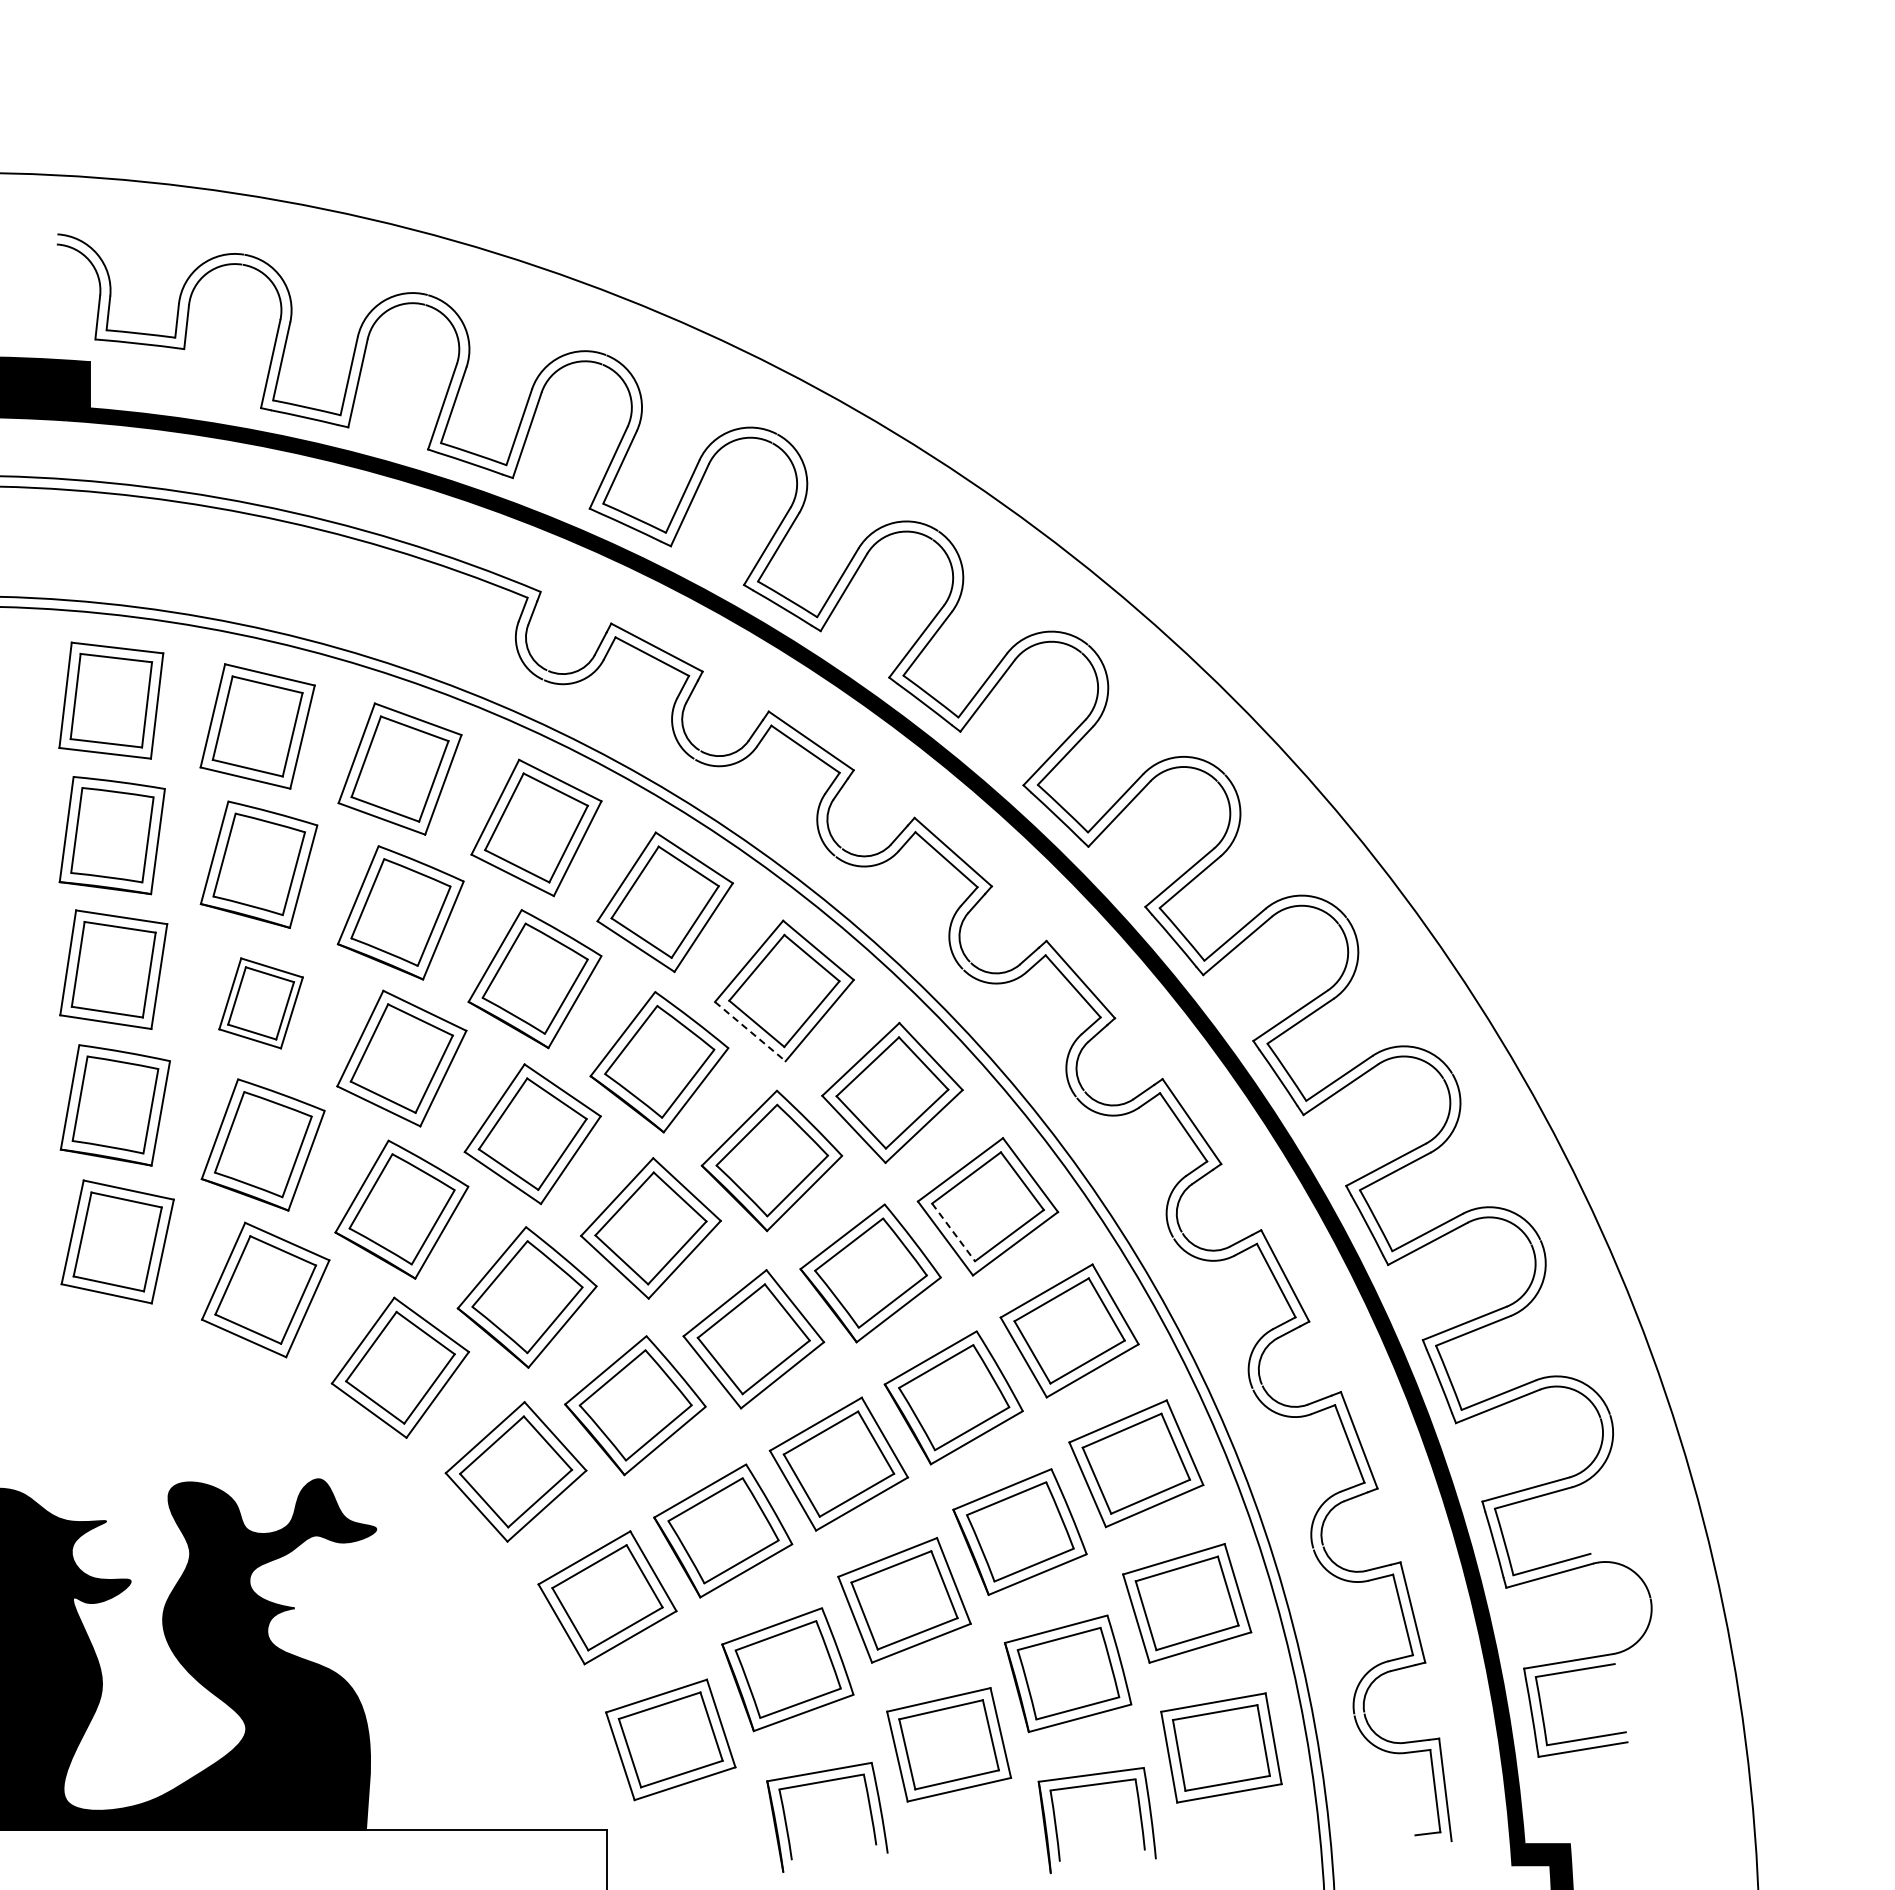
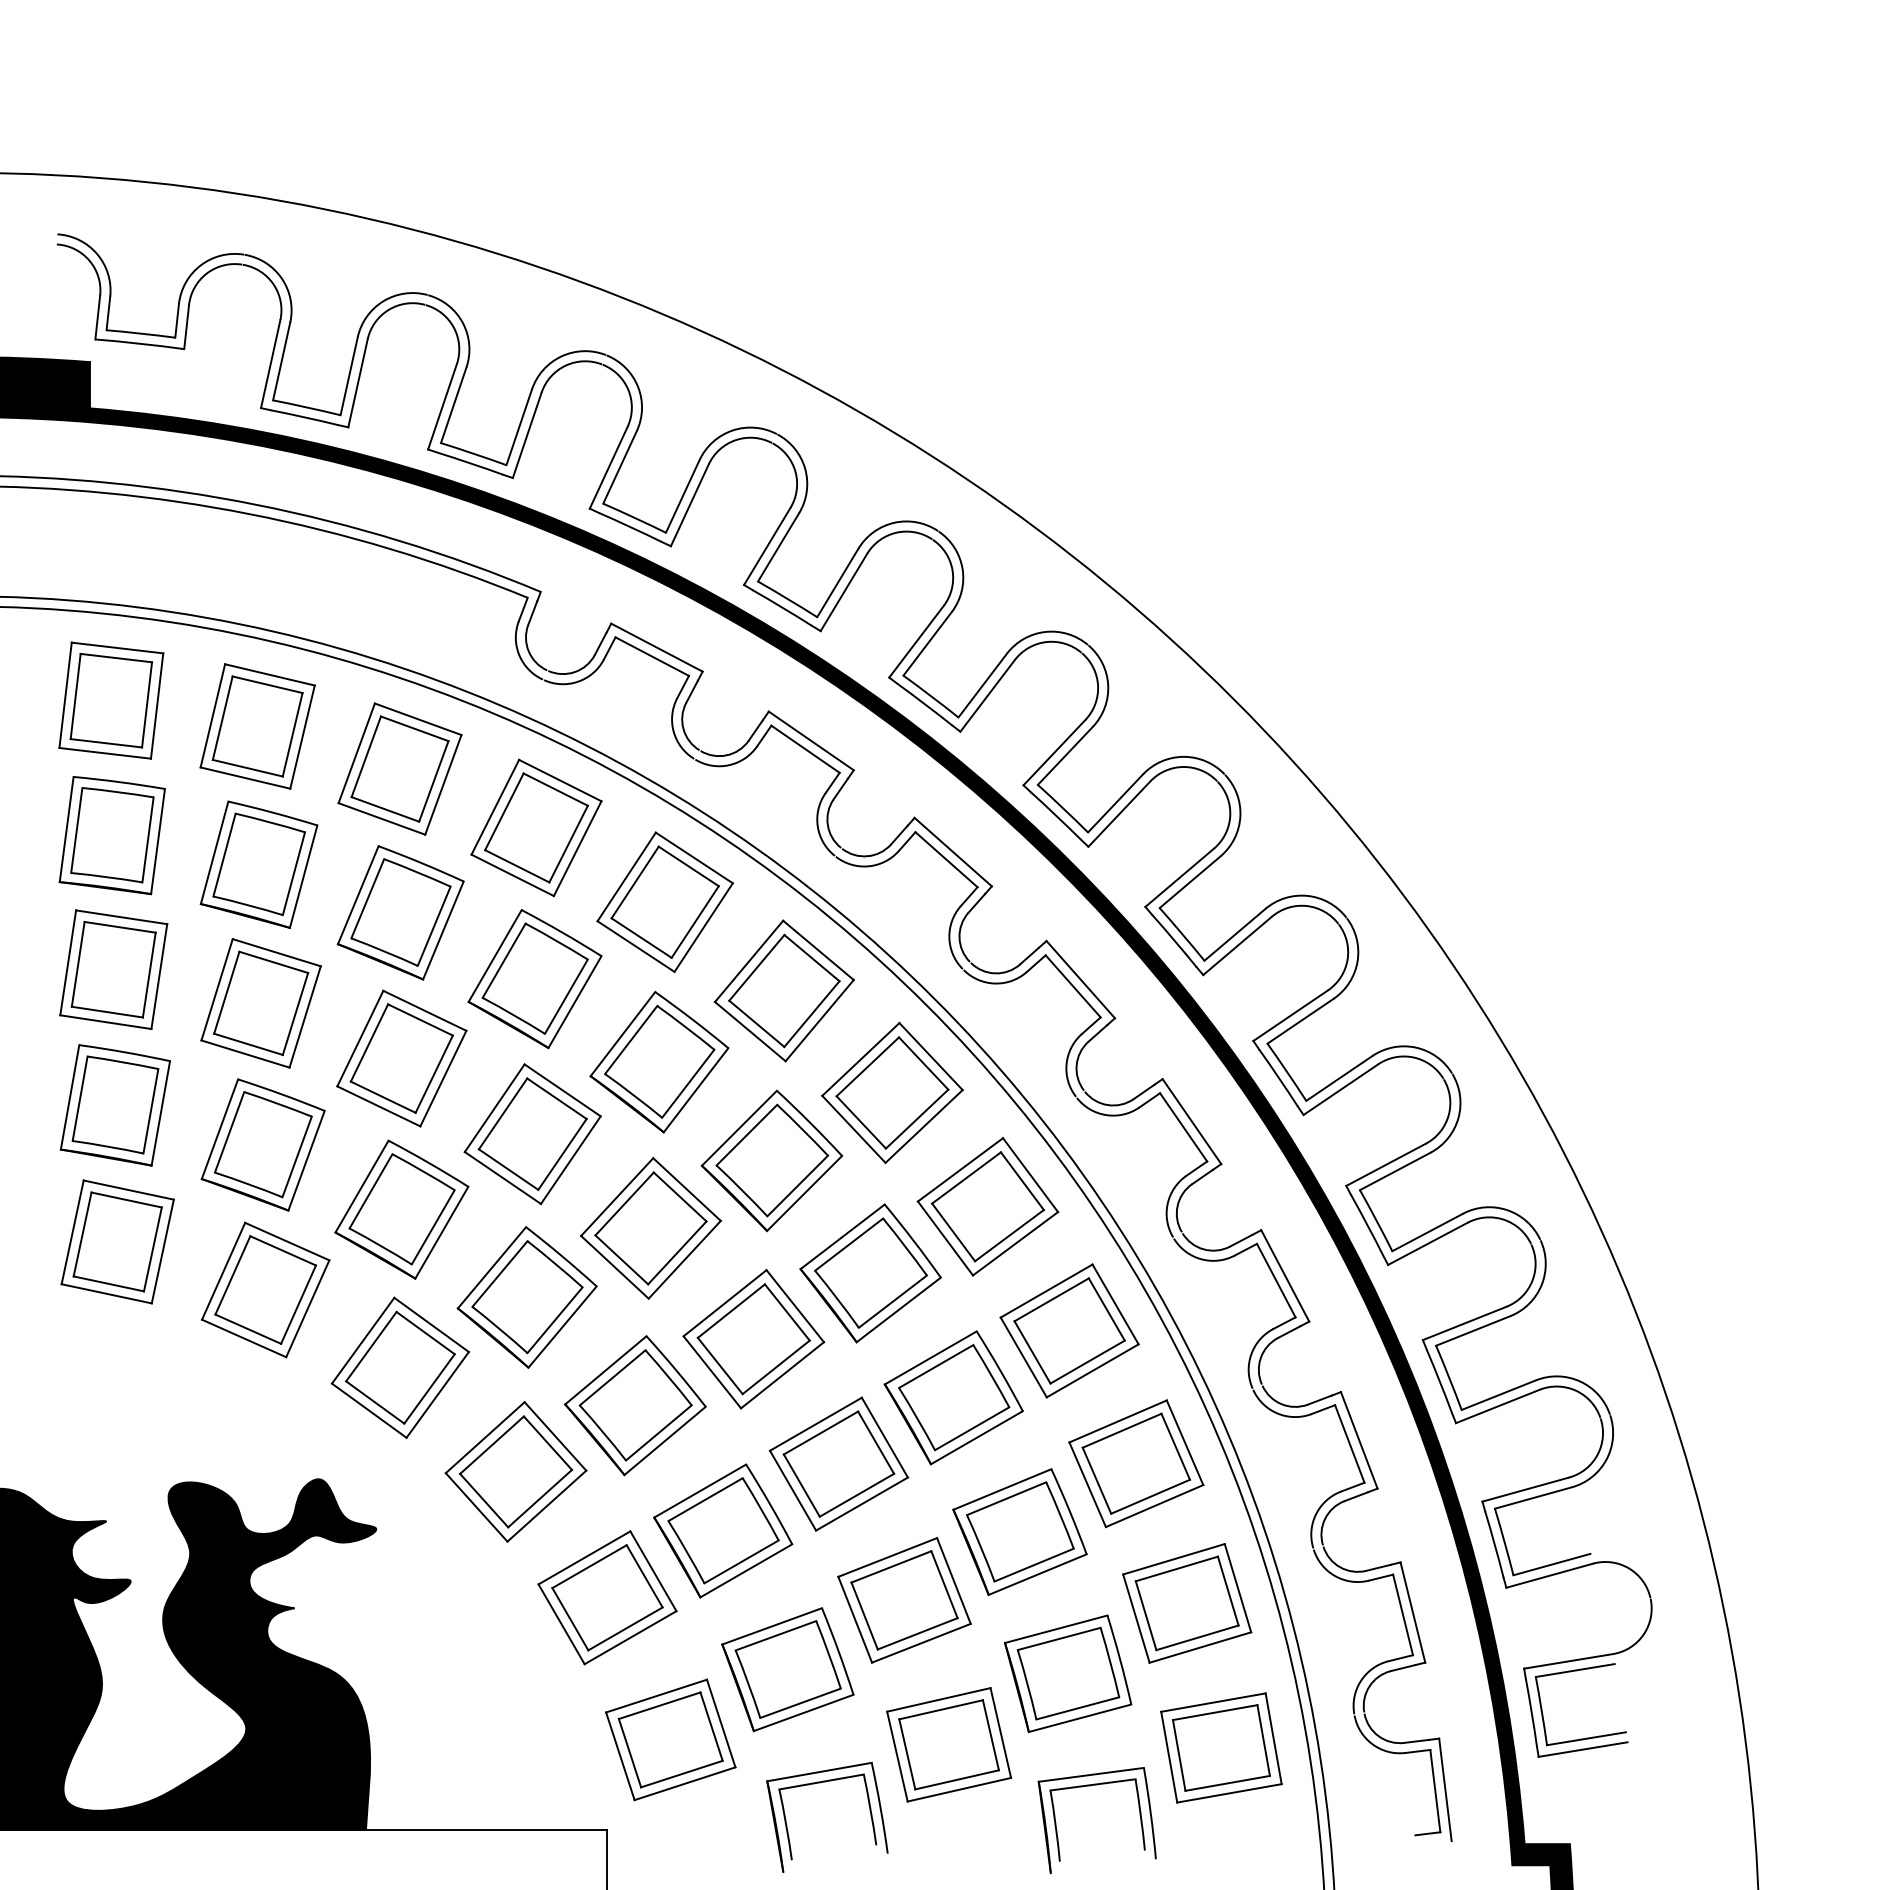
part size: 86x93 px -> 122x131 px (260, 1003)
line: dashed -> solid (750, 1031)
line: dashed -> solid (953, 1232)
